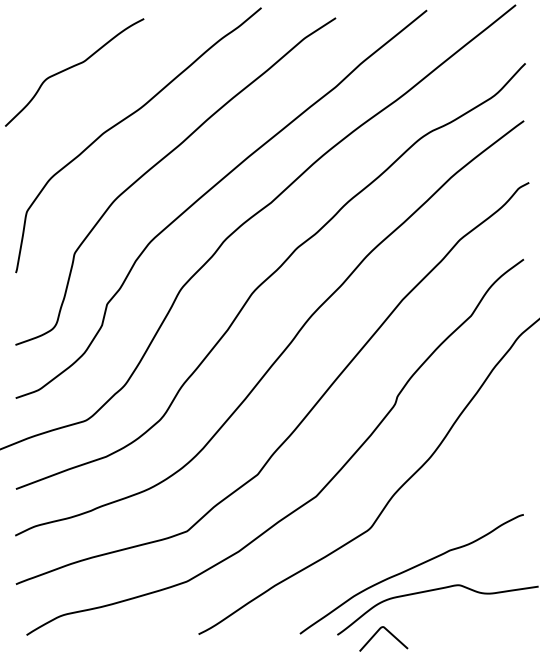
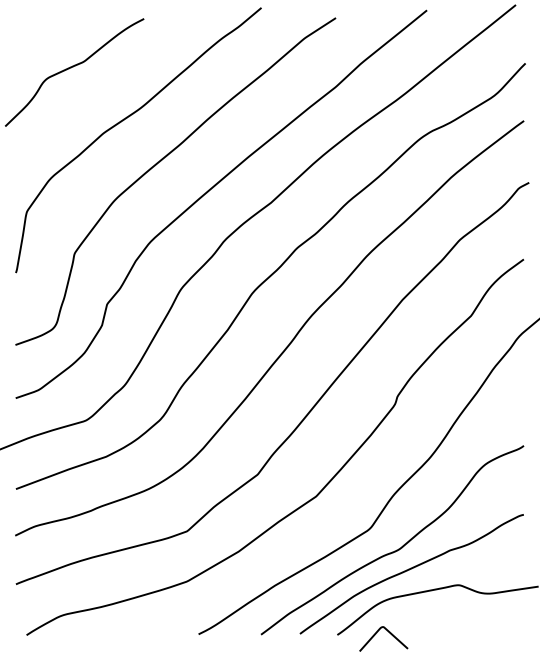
curve: none -> present (396, 549)
